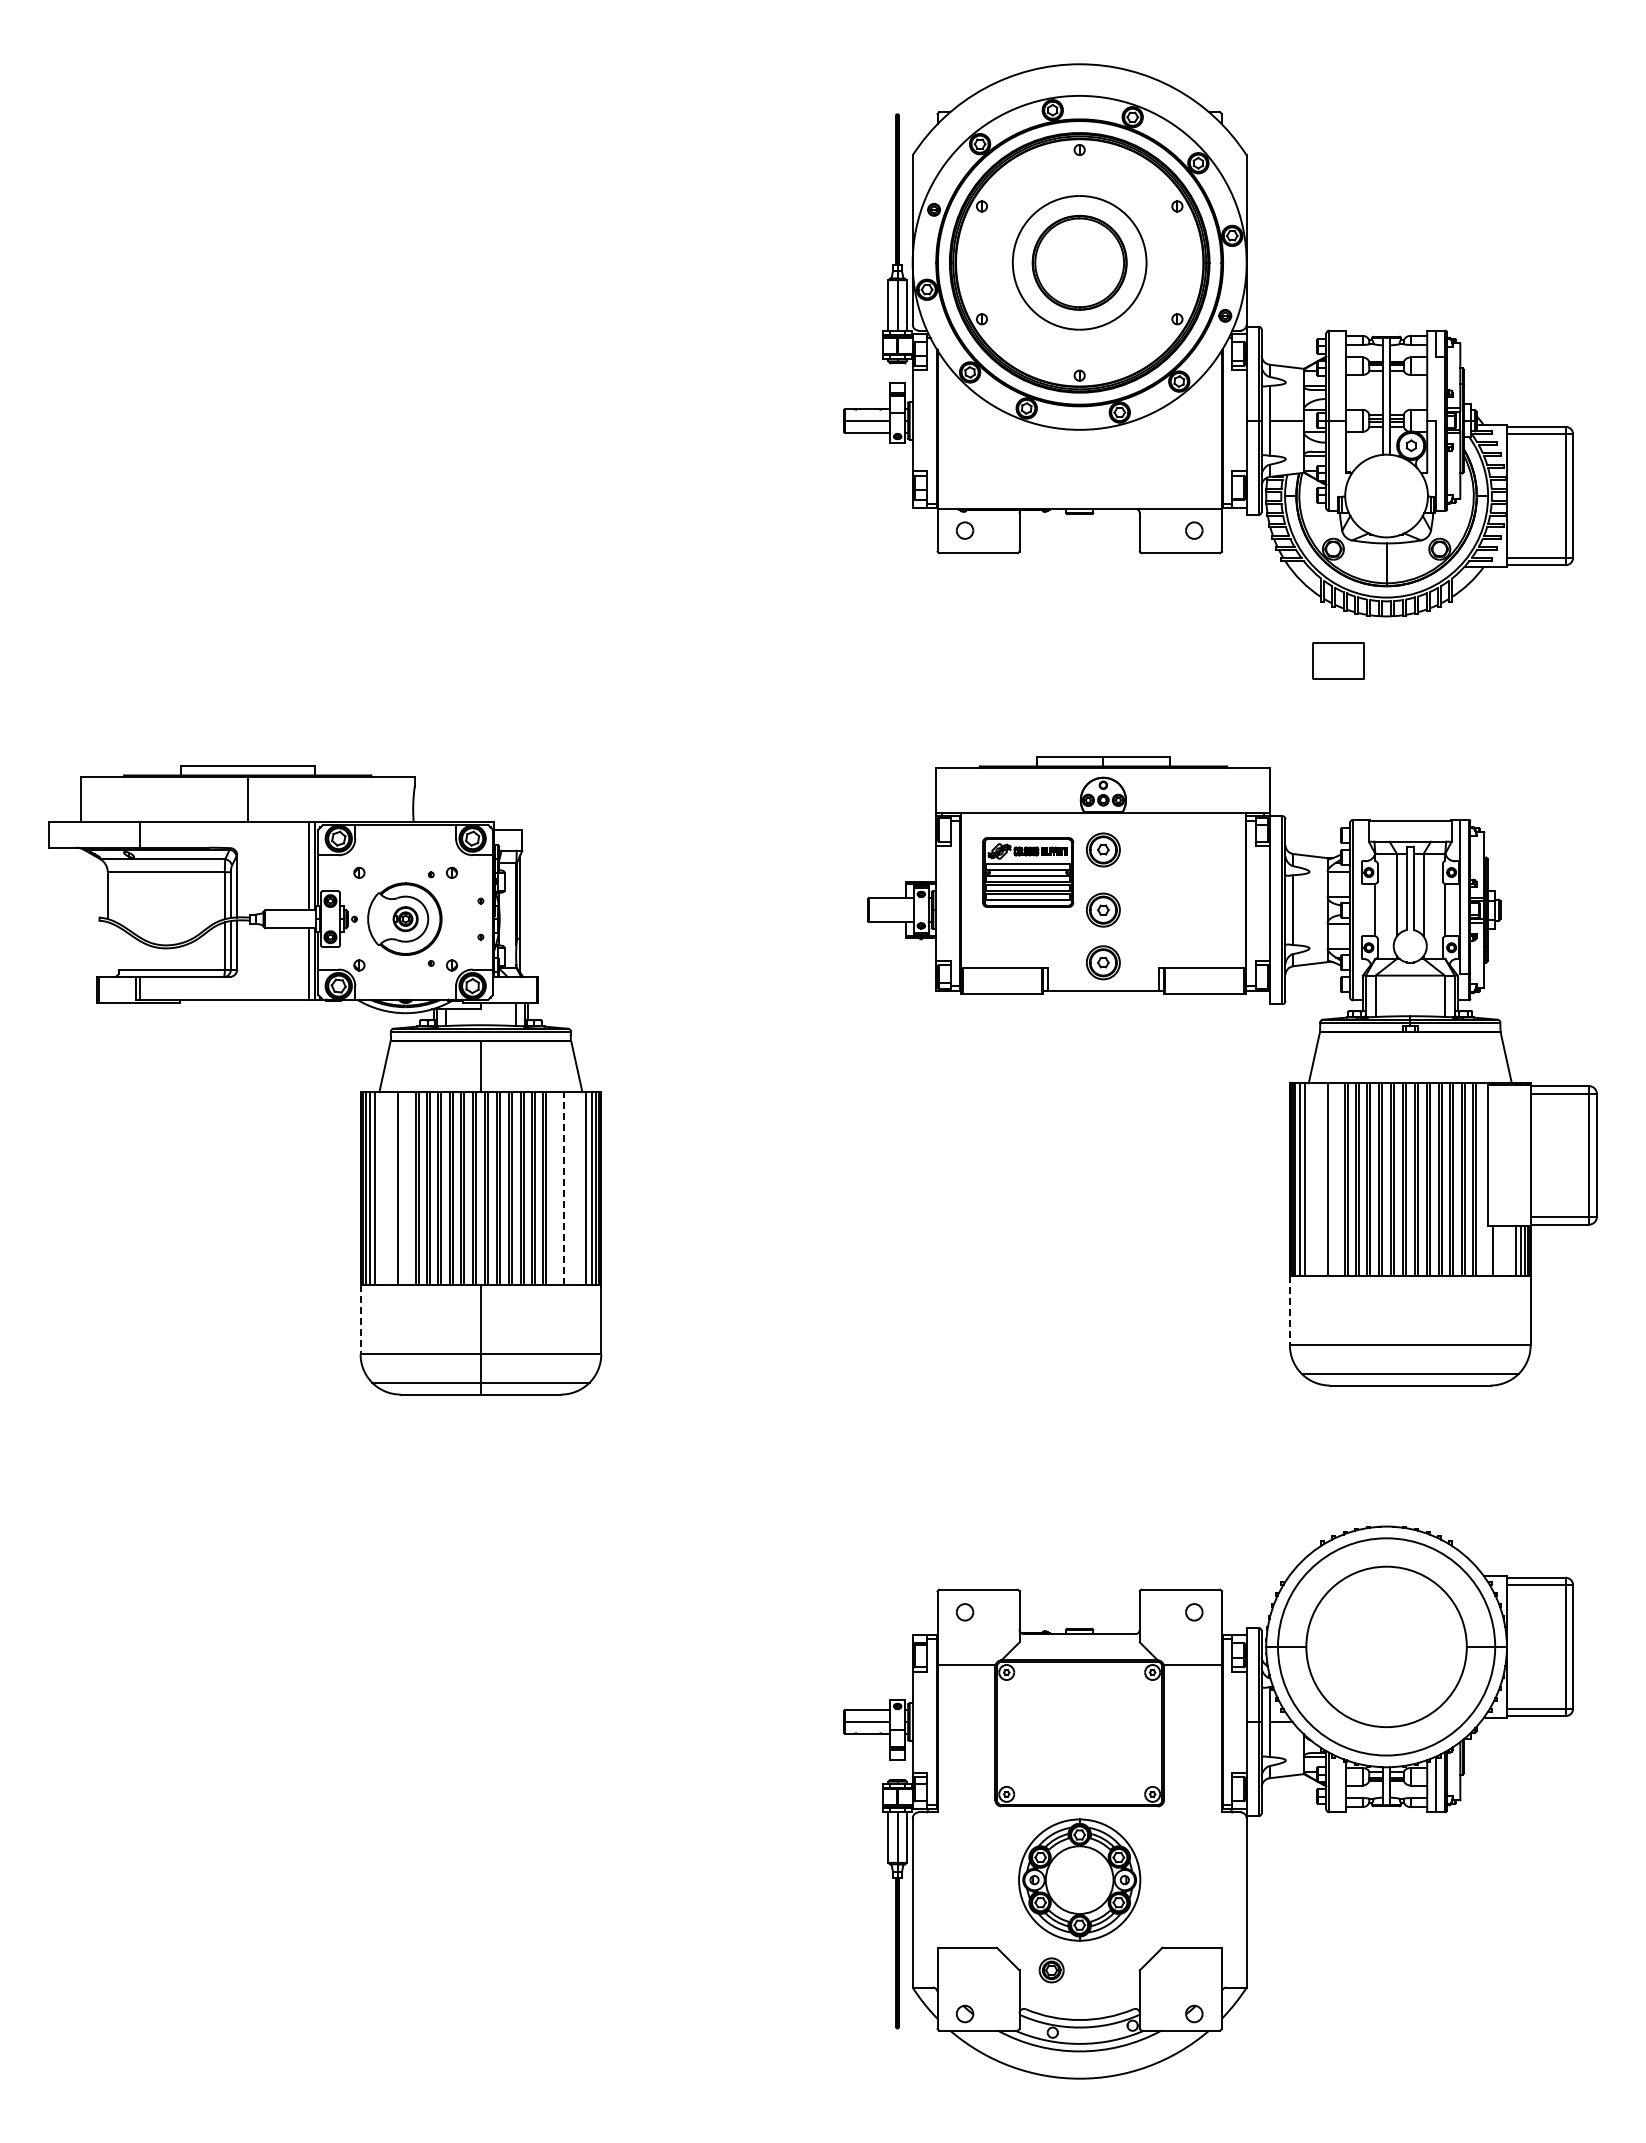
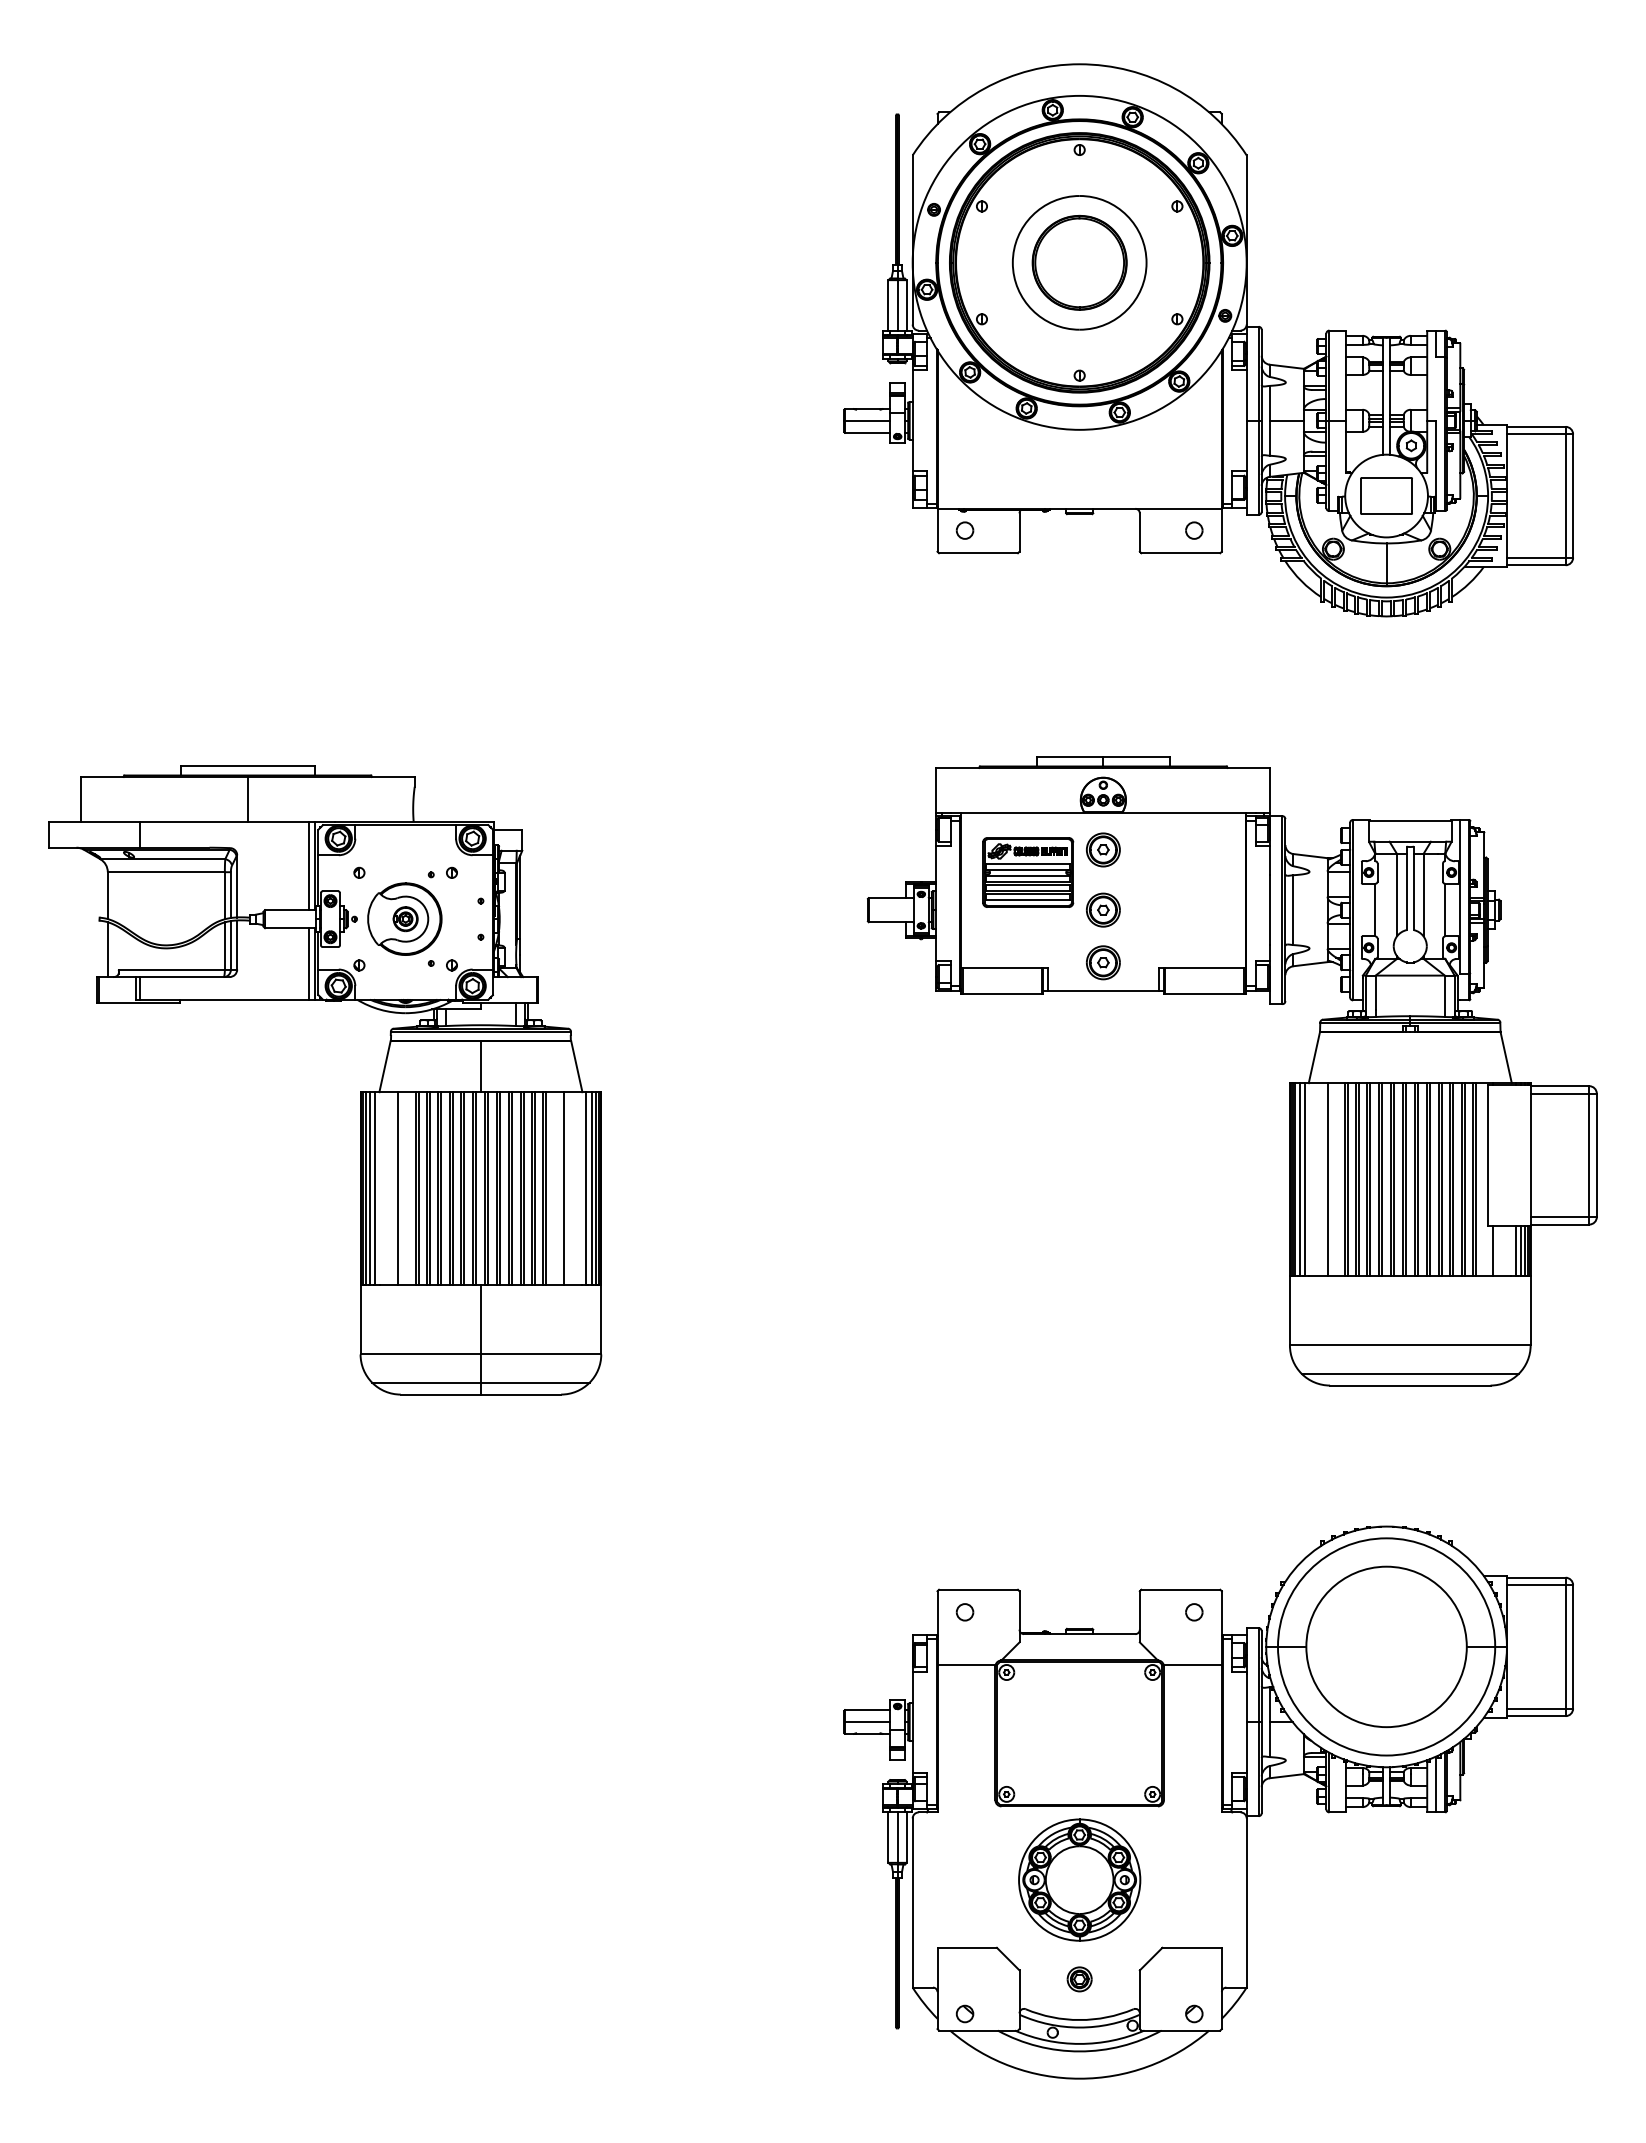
part position: (1338, 660) -> (1386, 495) (1386, 495)
line: none -> present (107, 949)
line: dashed -> solid (563, 1187)
line: dashed -> solid (1289, 1310)
line: dashed -> solid (360, 1319)
part position: (1051, 1970) -> (1079, 1979) (1079, 1979)
